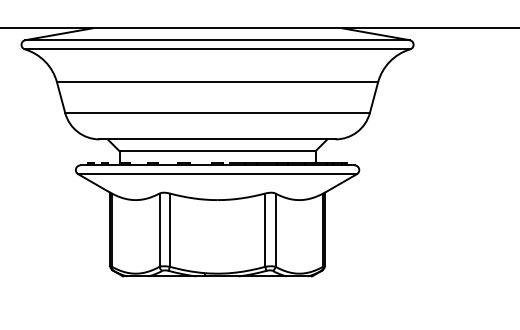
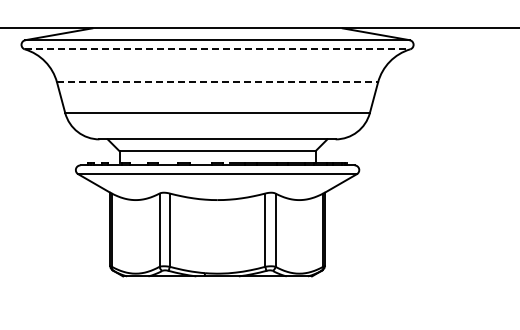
line: solid -> dashed (217, 49)
line: solid -> dashed (217, 82)
